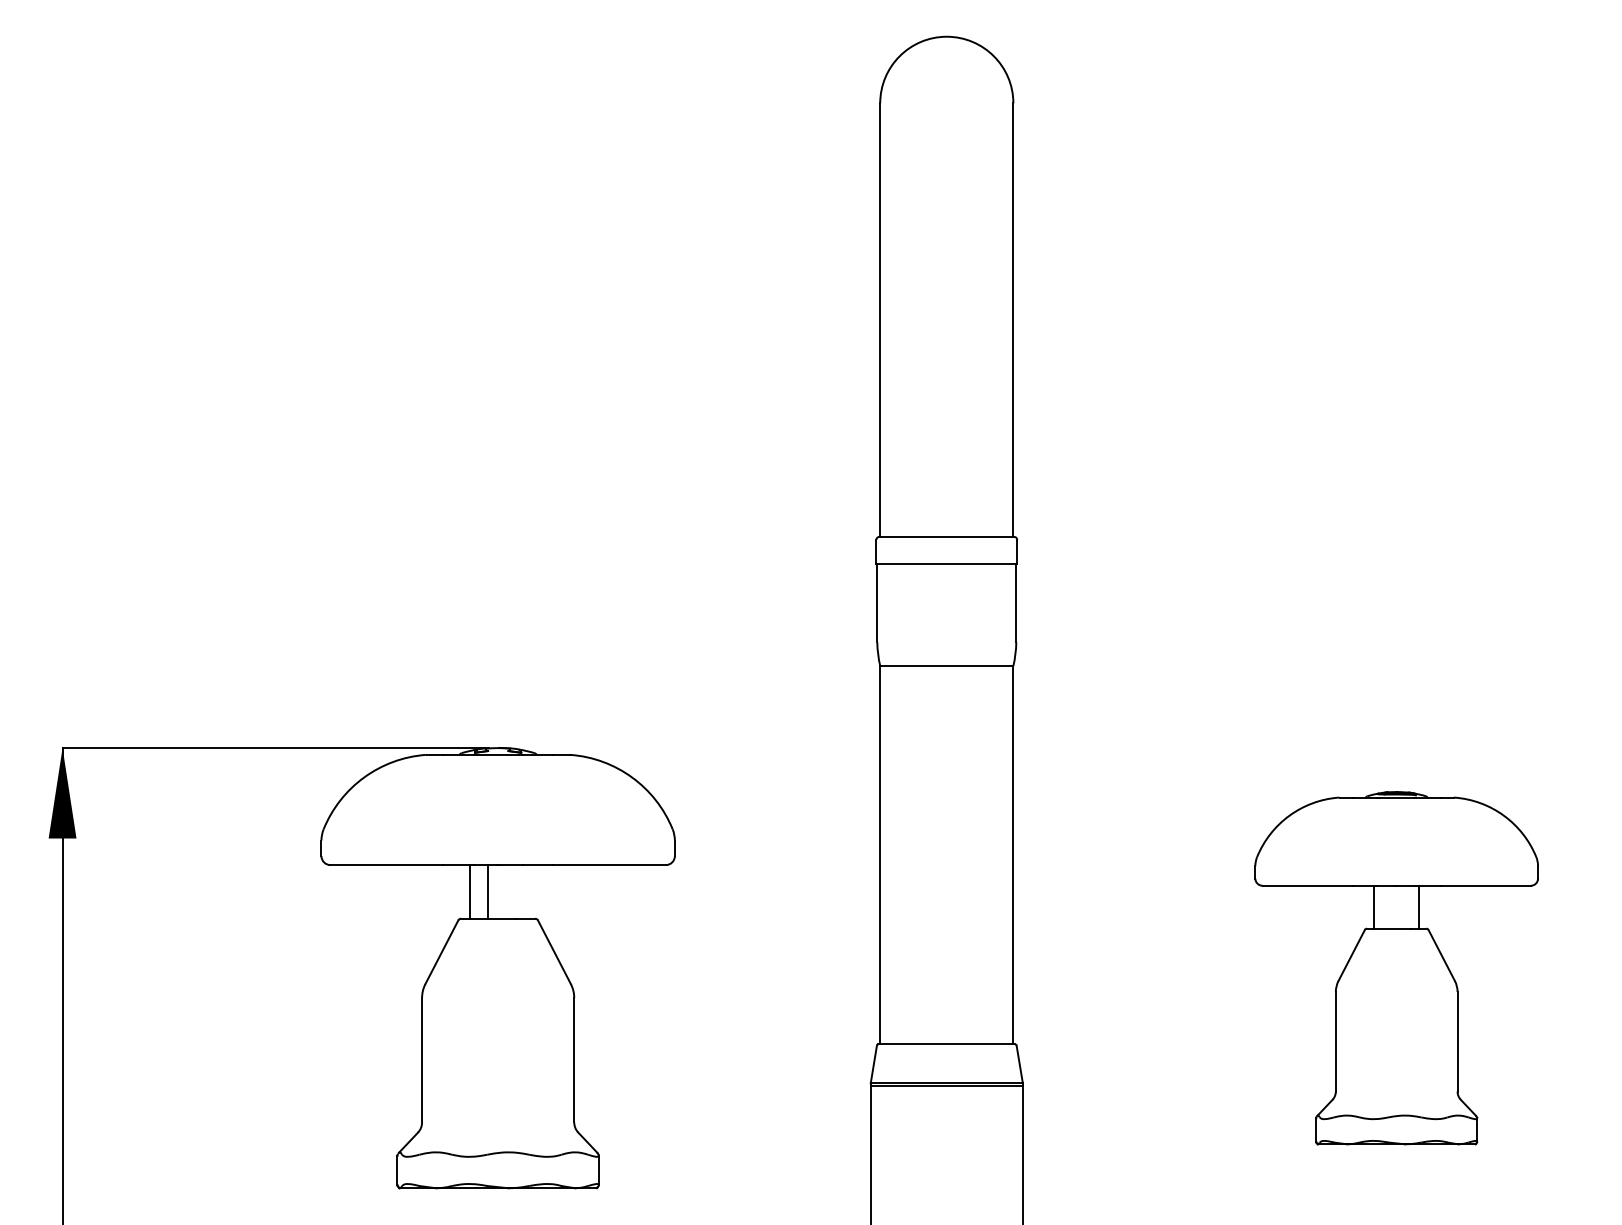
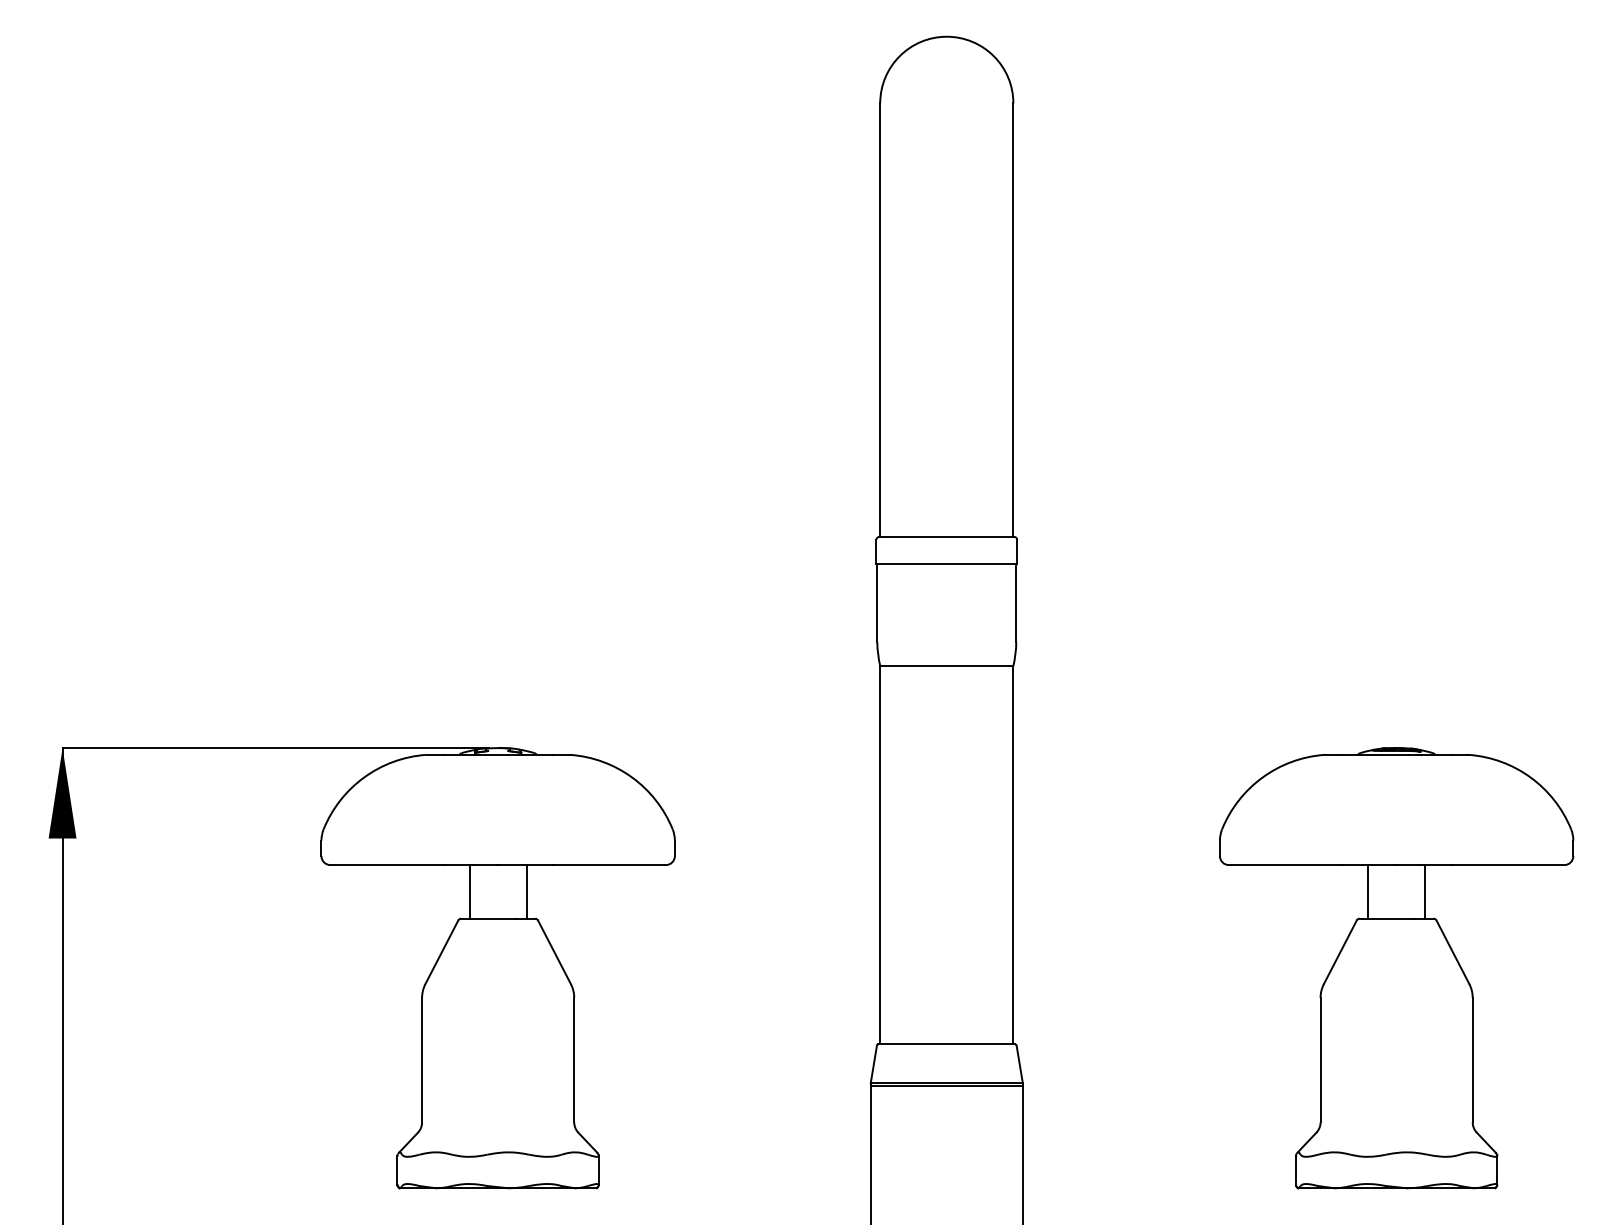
line position: (487, 891) -> (526, 891) (526, 891)
part size: 285x355 px -> 356x443 px (1396, 968)
